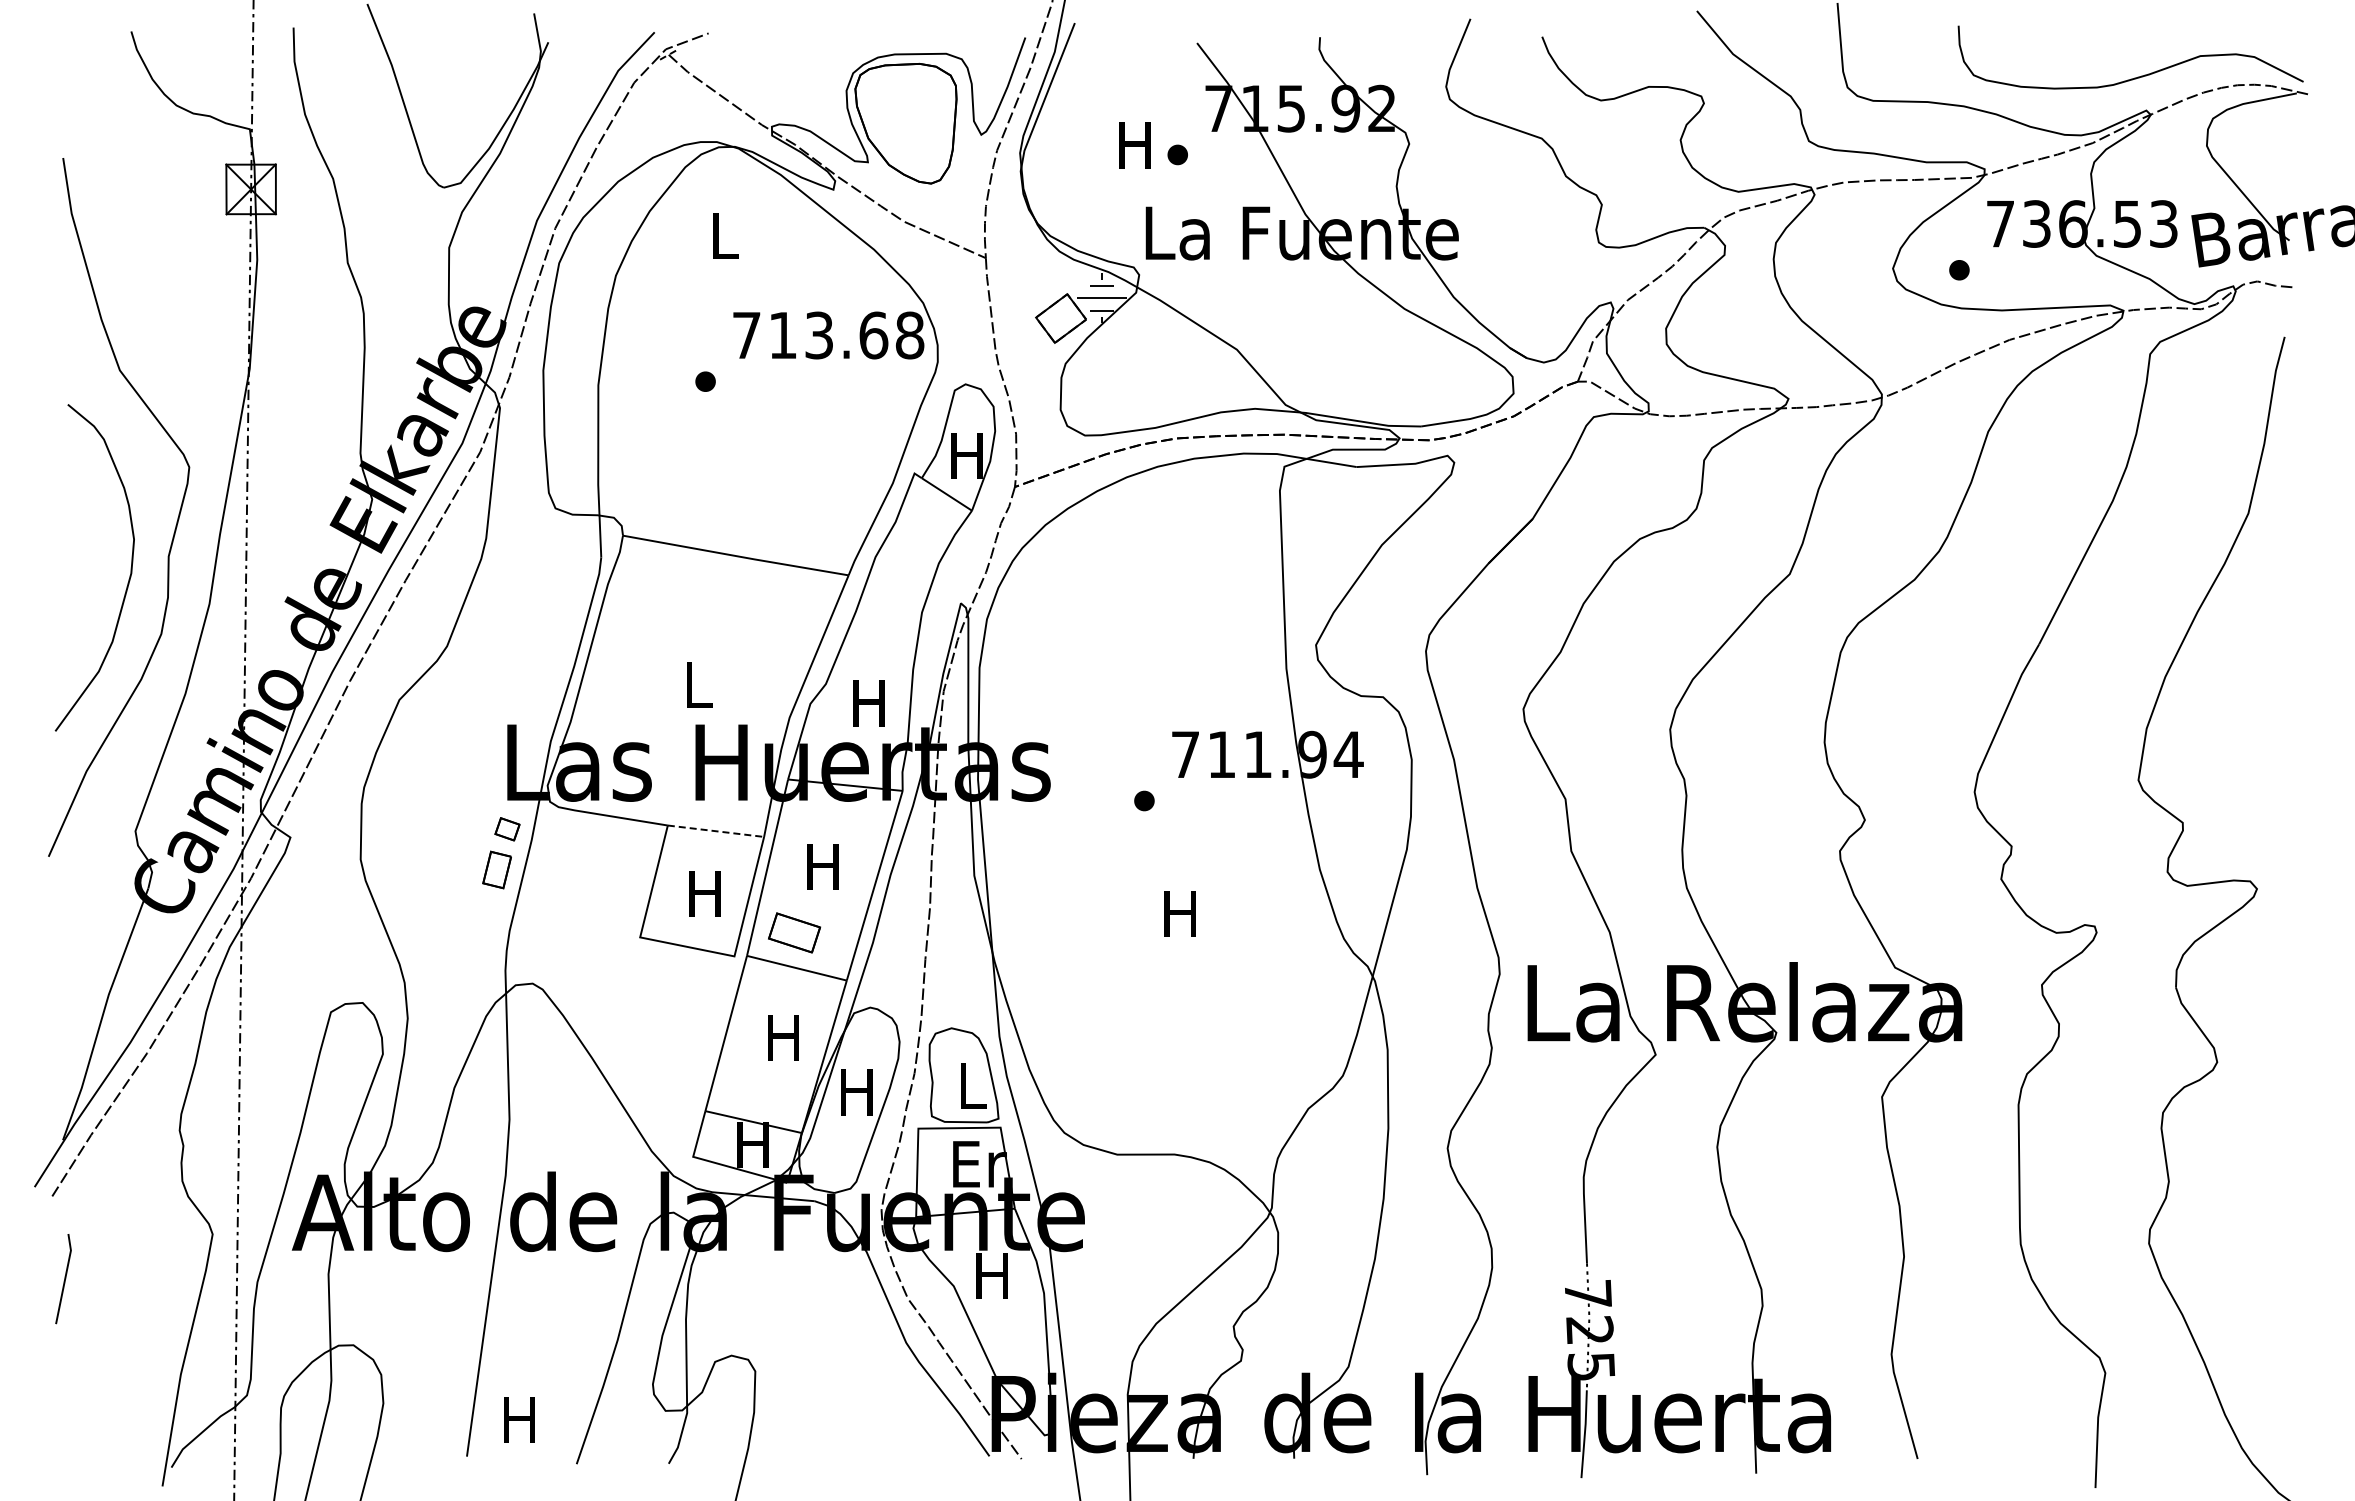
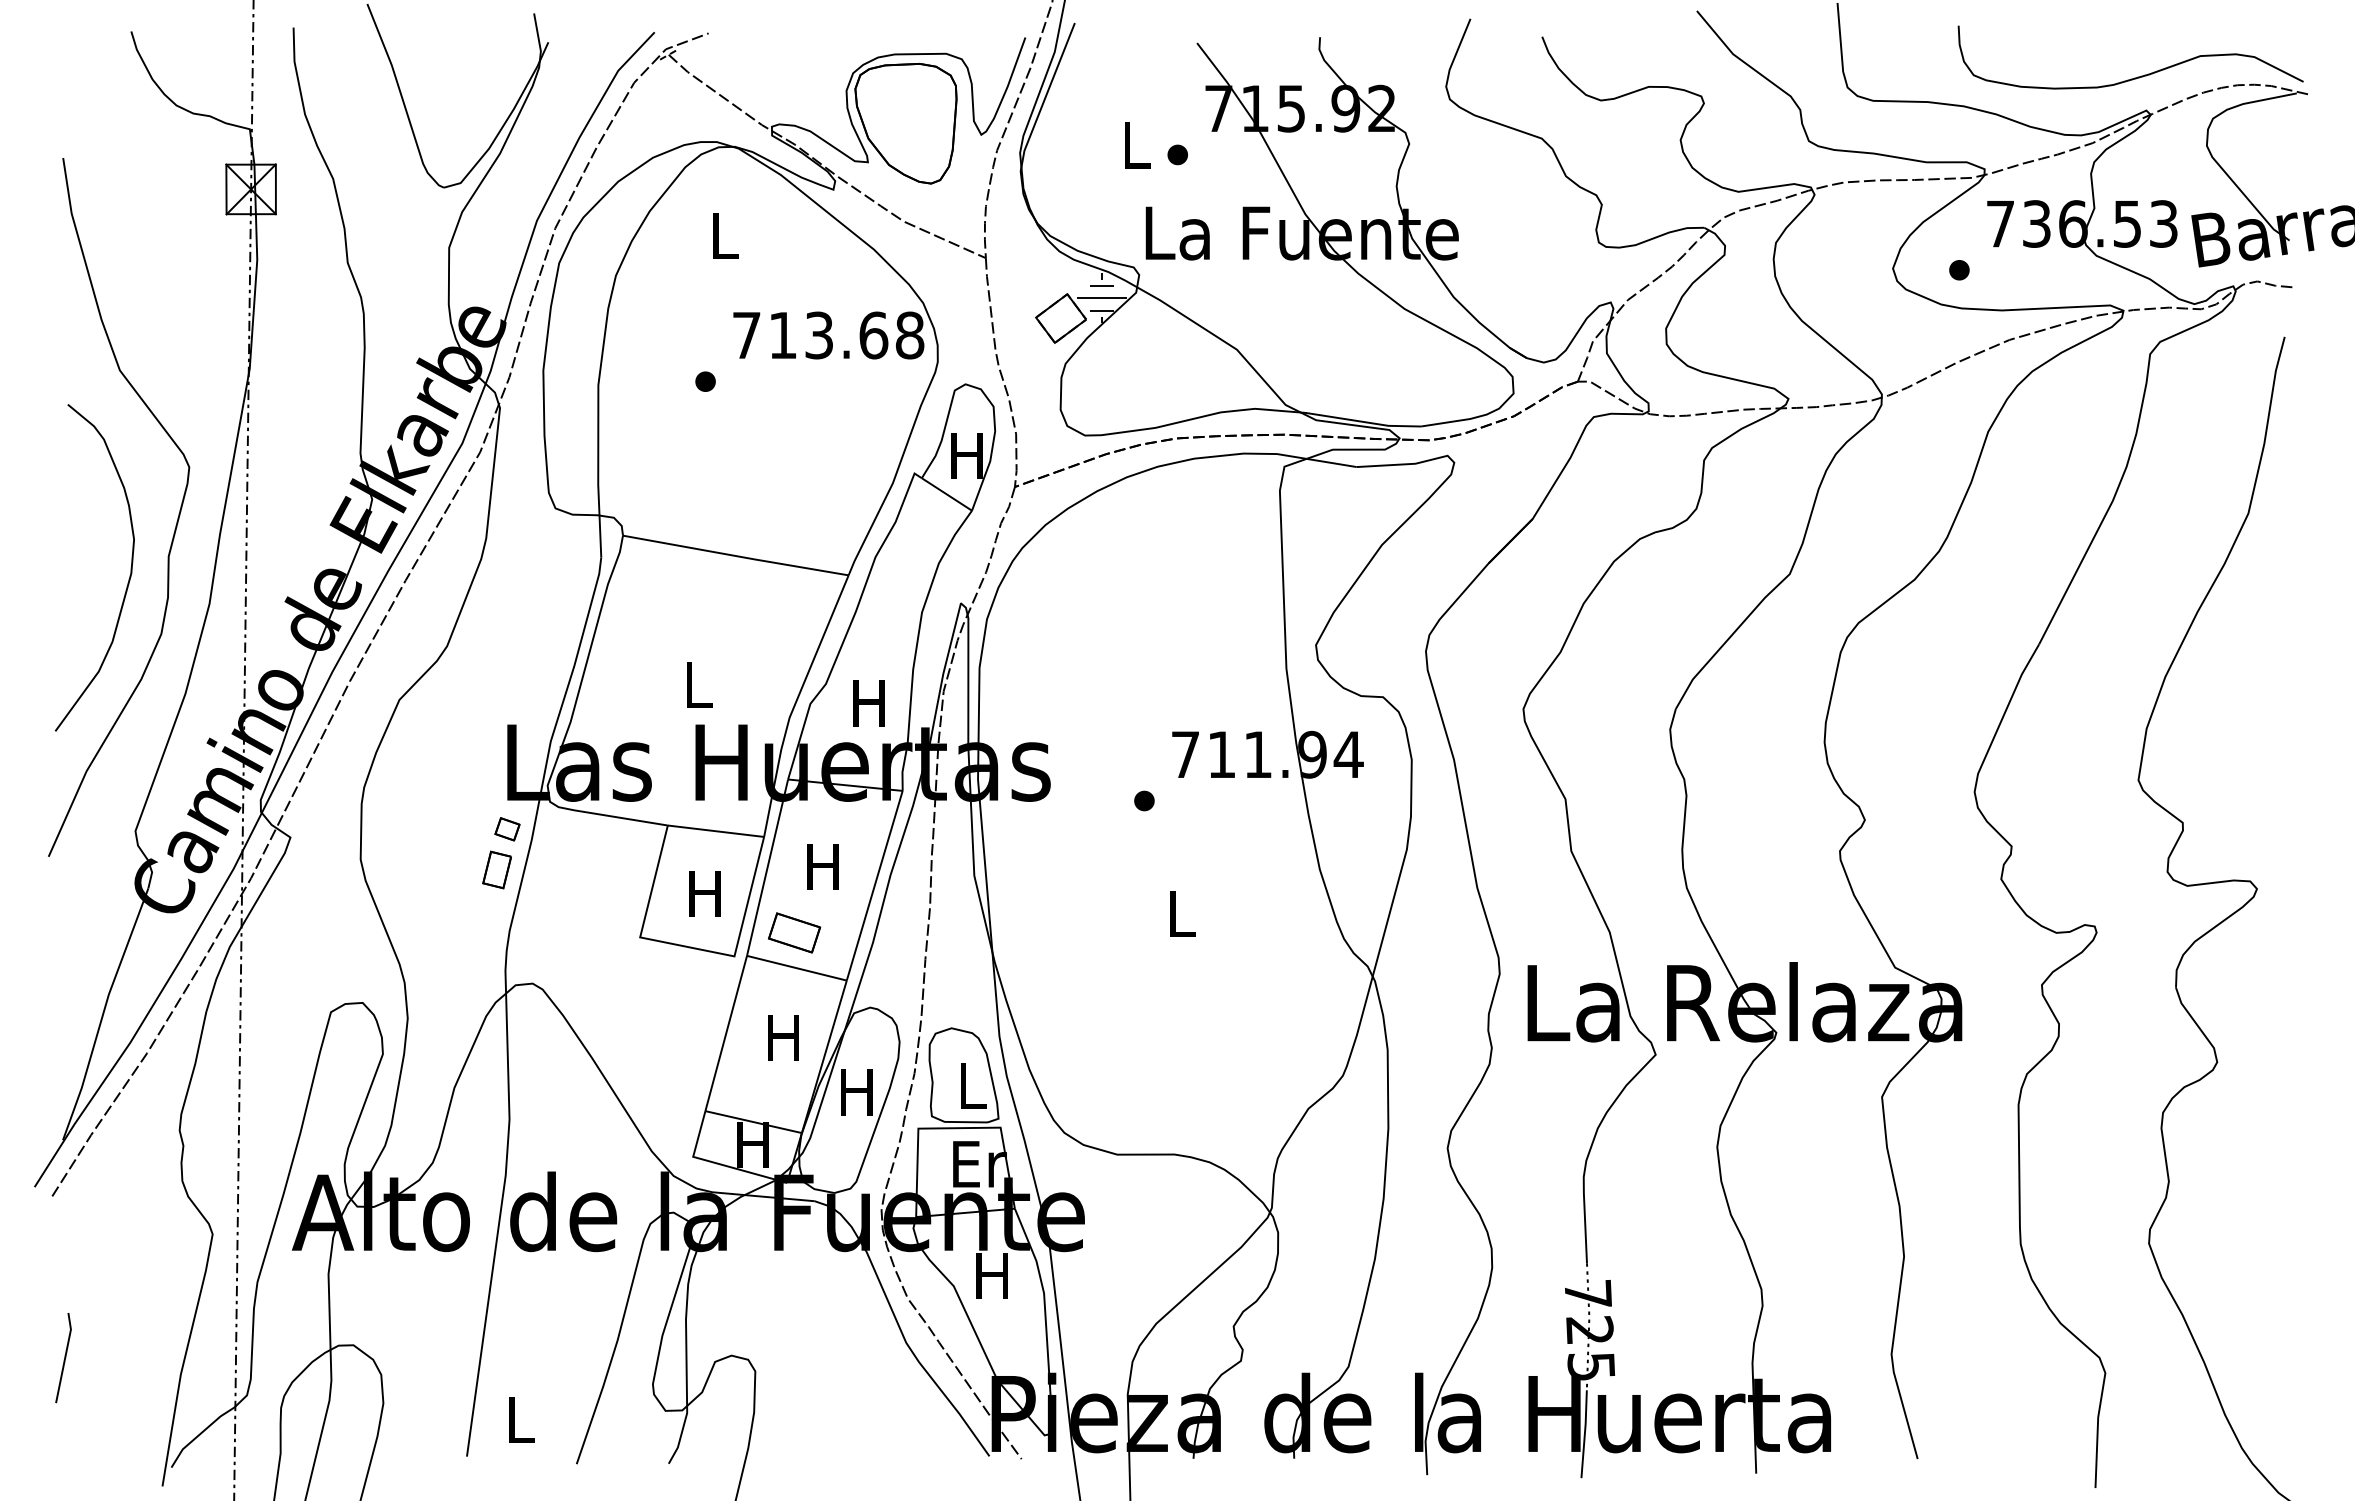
text: H -> L (1134, 145)
line: dashed -> solid (716, 831)
text: H -> L (1179, 913)
line position: (64, 1279) -> (64, 1358) (64, 1358)
text: H -> L (519, 1419)
